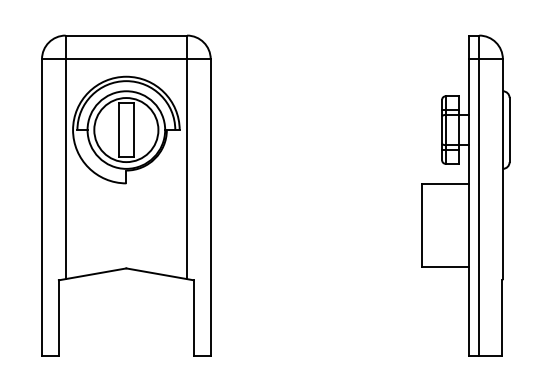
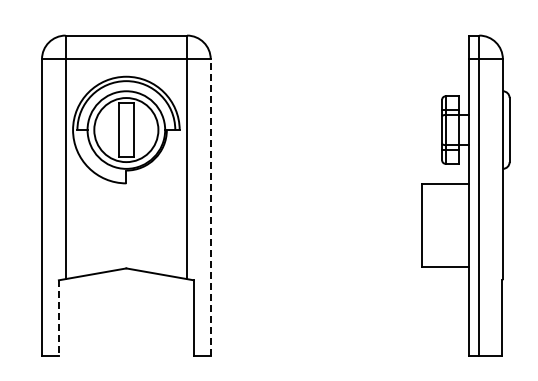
line: solid -> dashed (210, 207)
line: solid -> dashed (58, 318)
